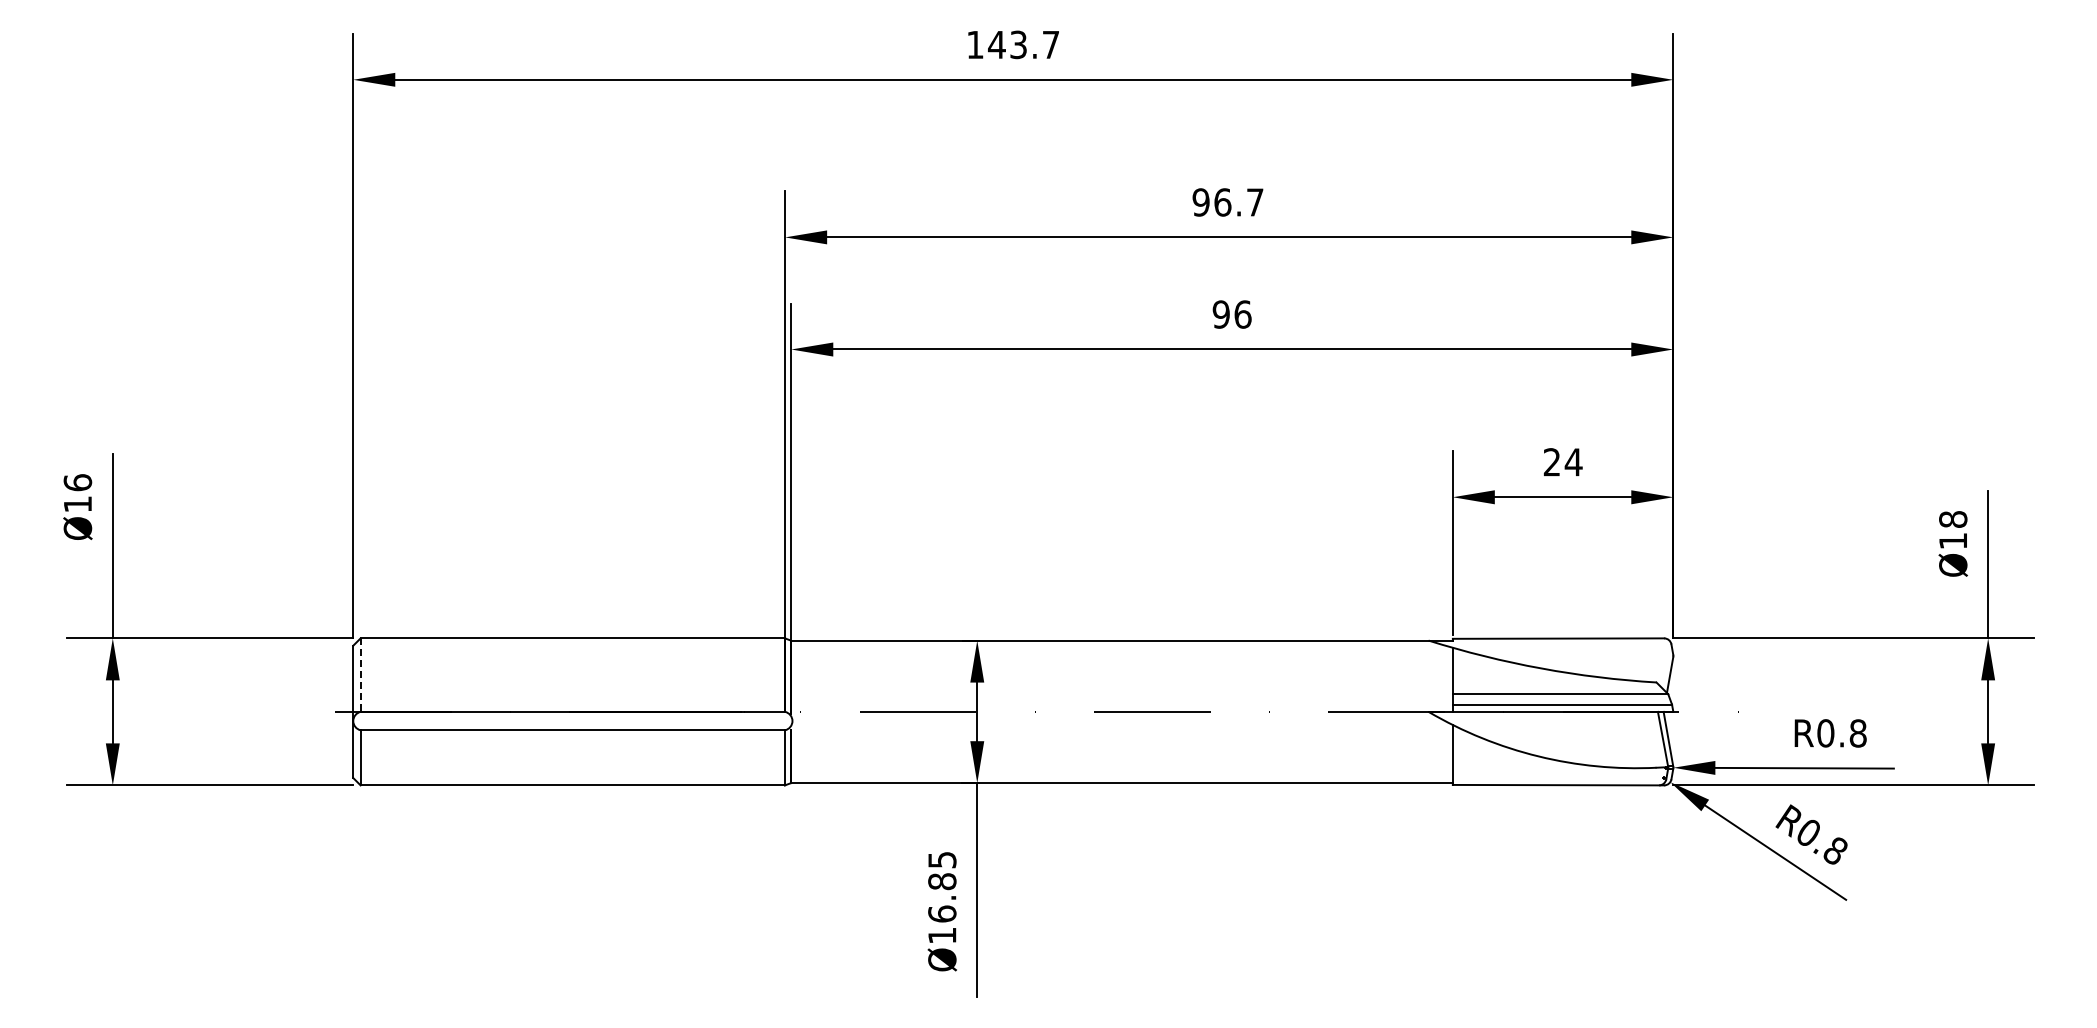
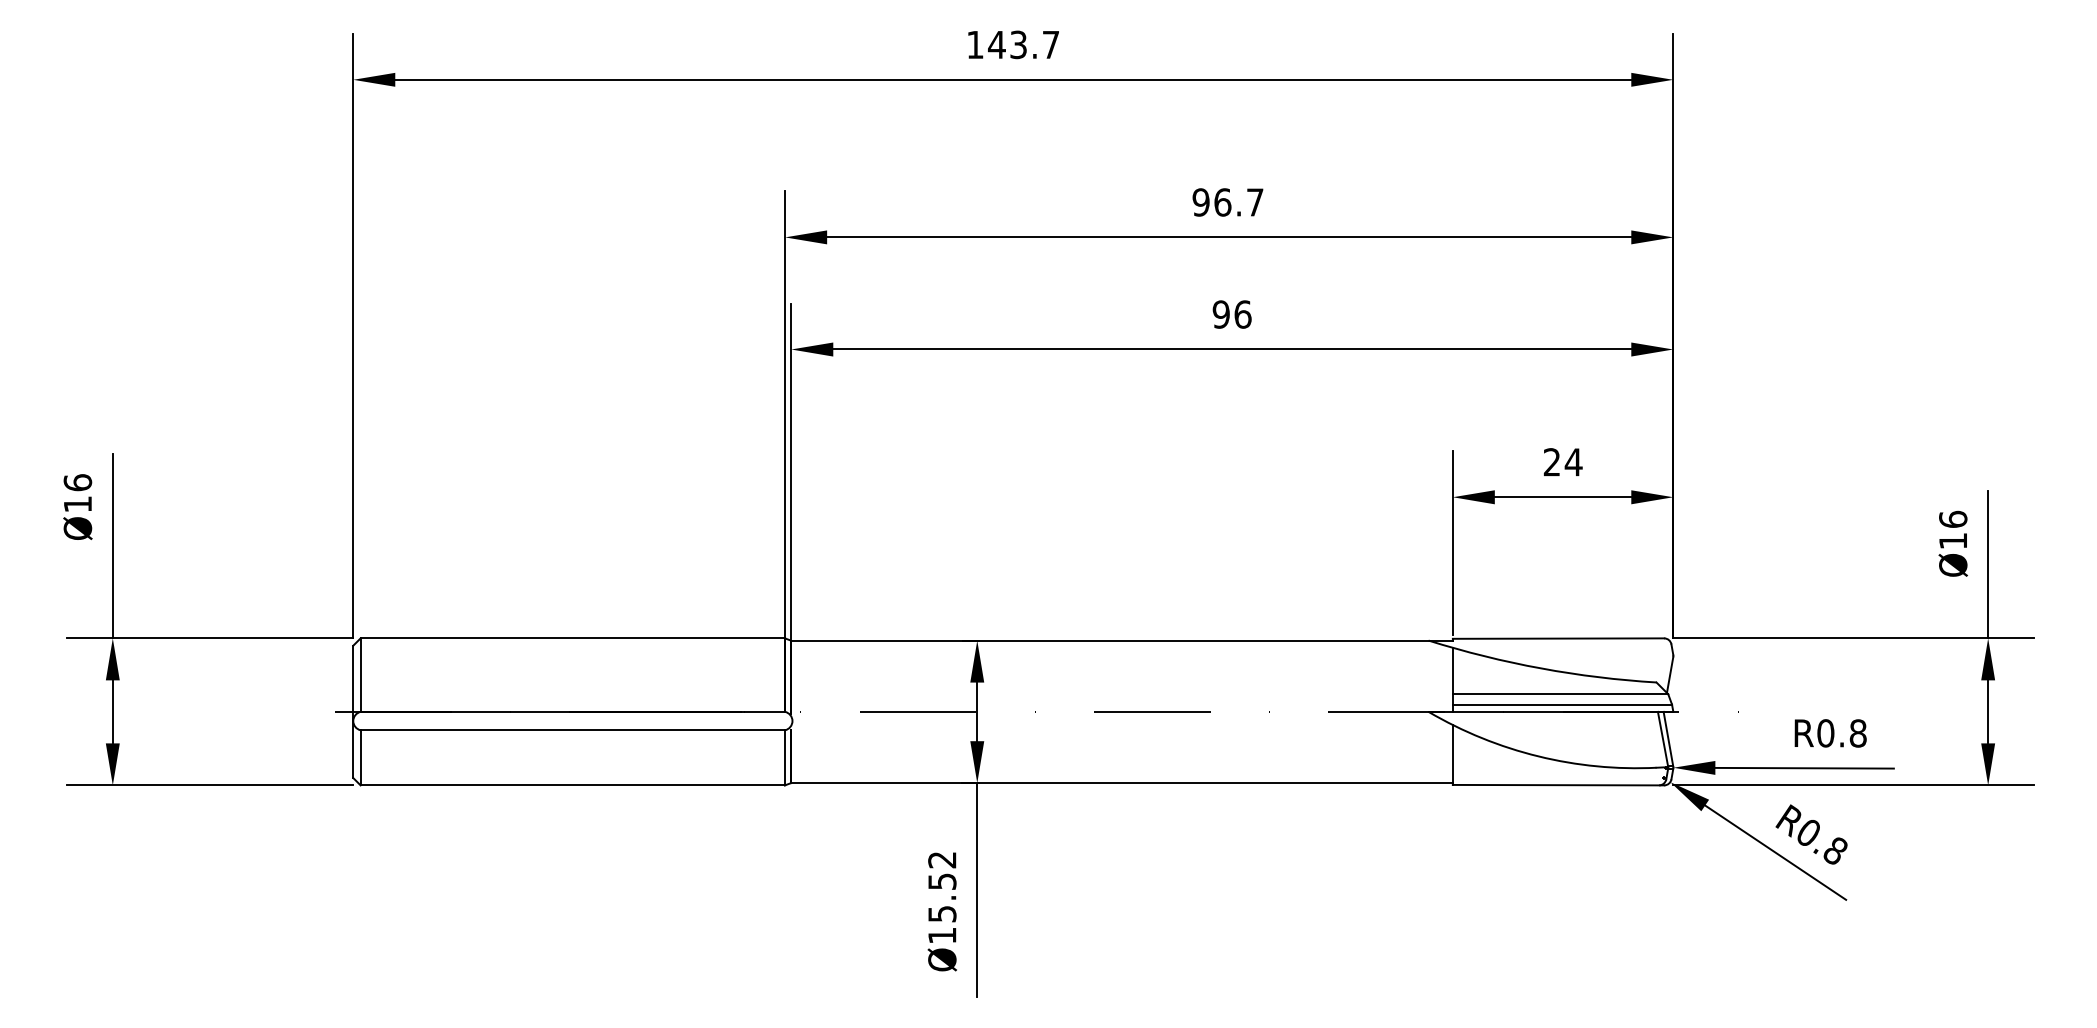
text: Ø18 -> Ø16 (1953, 518)
line: dashed -> solid (360, 675)
text: Ø16.85 -> Ø15.52 (942, 887)
